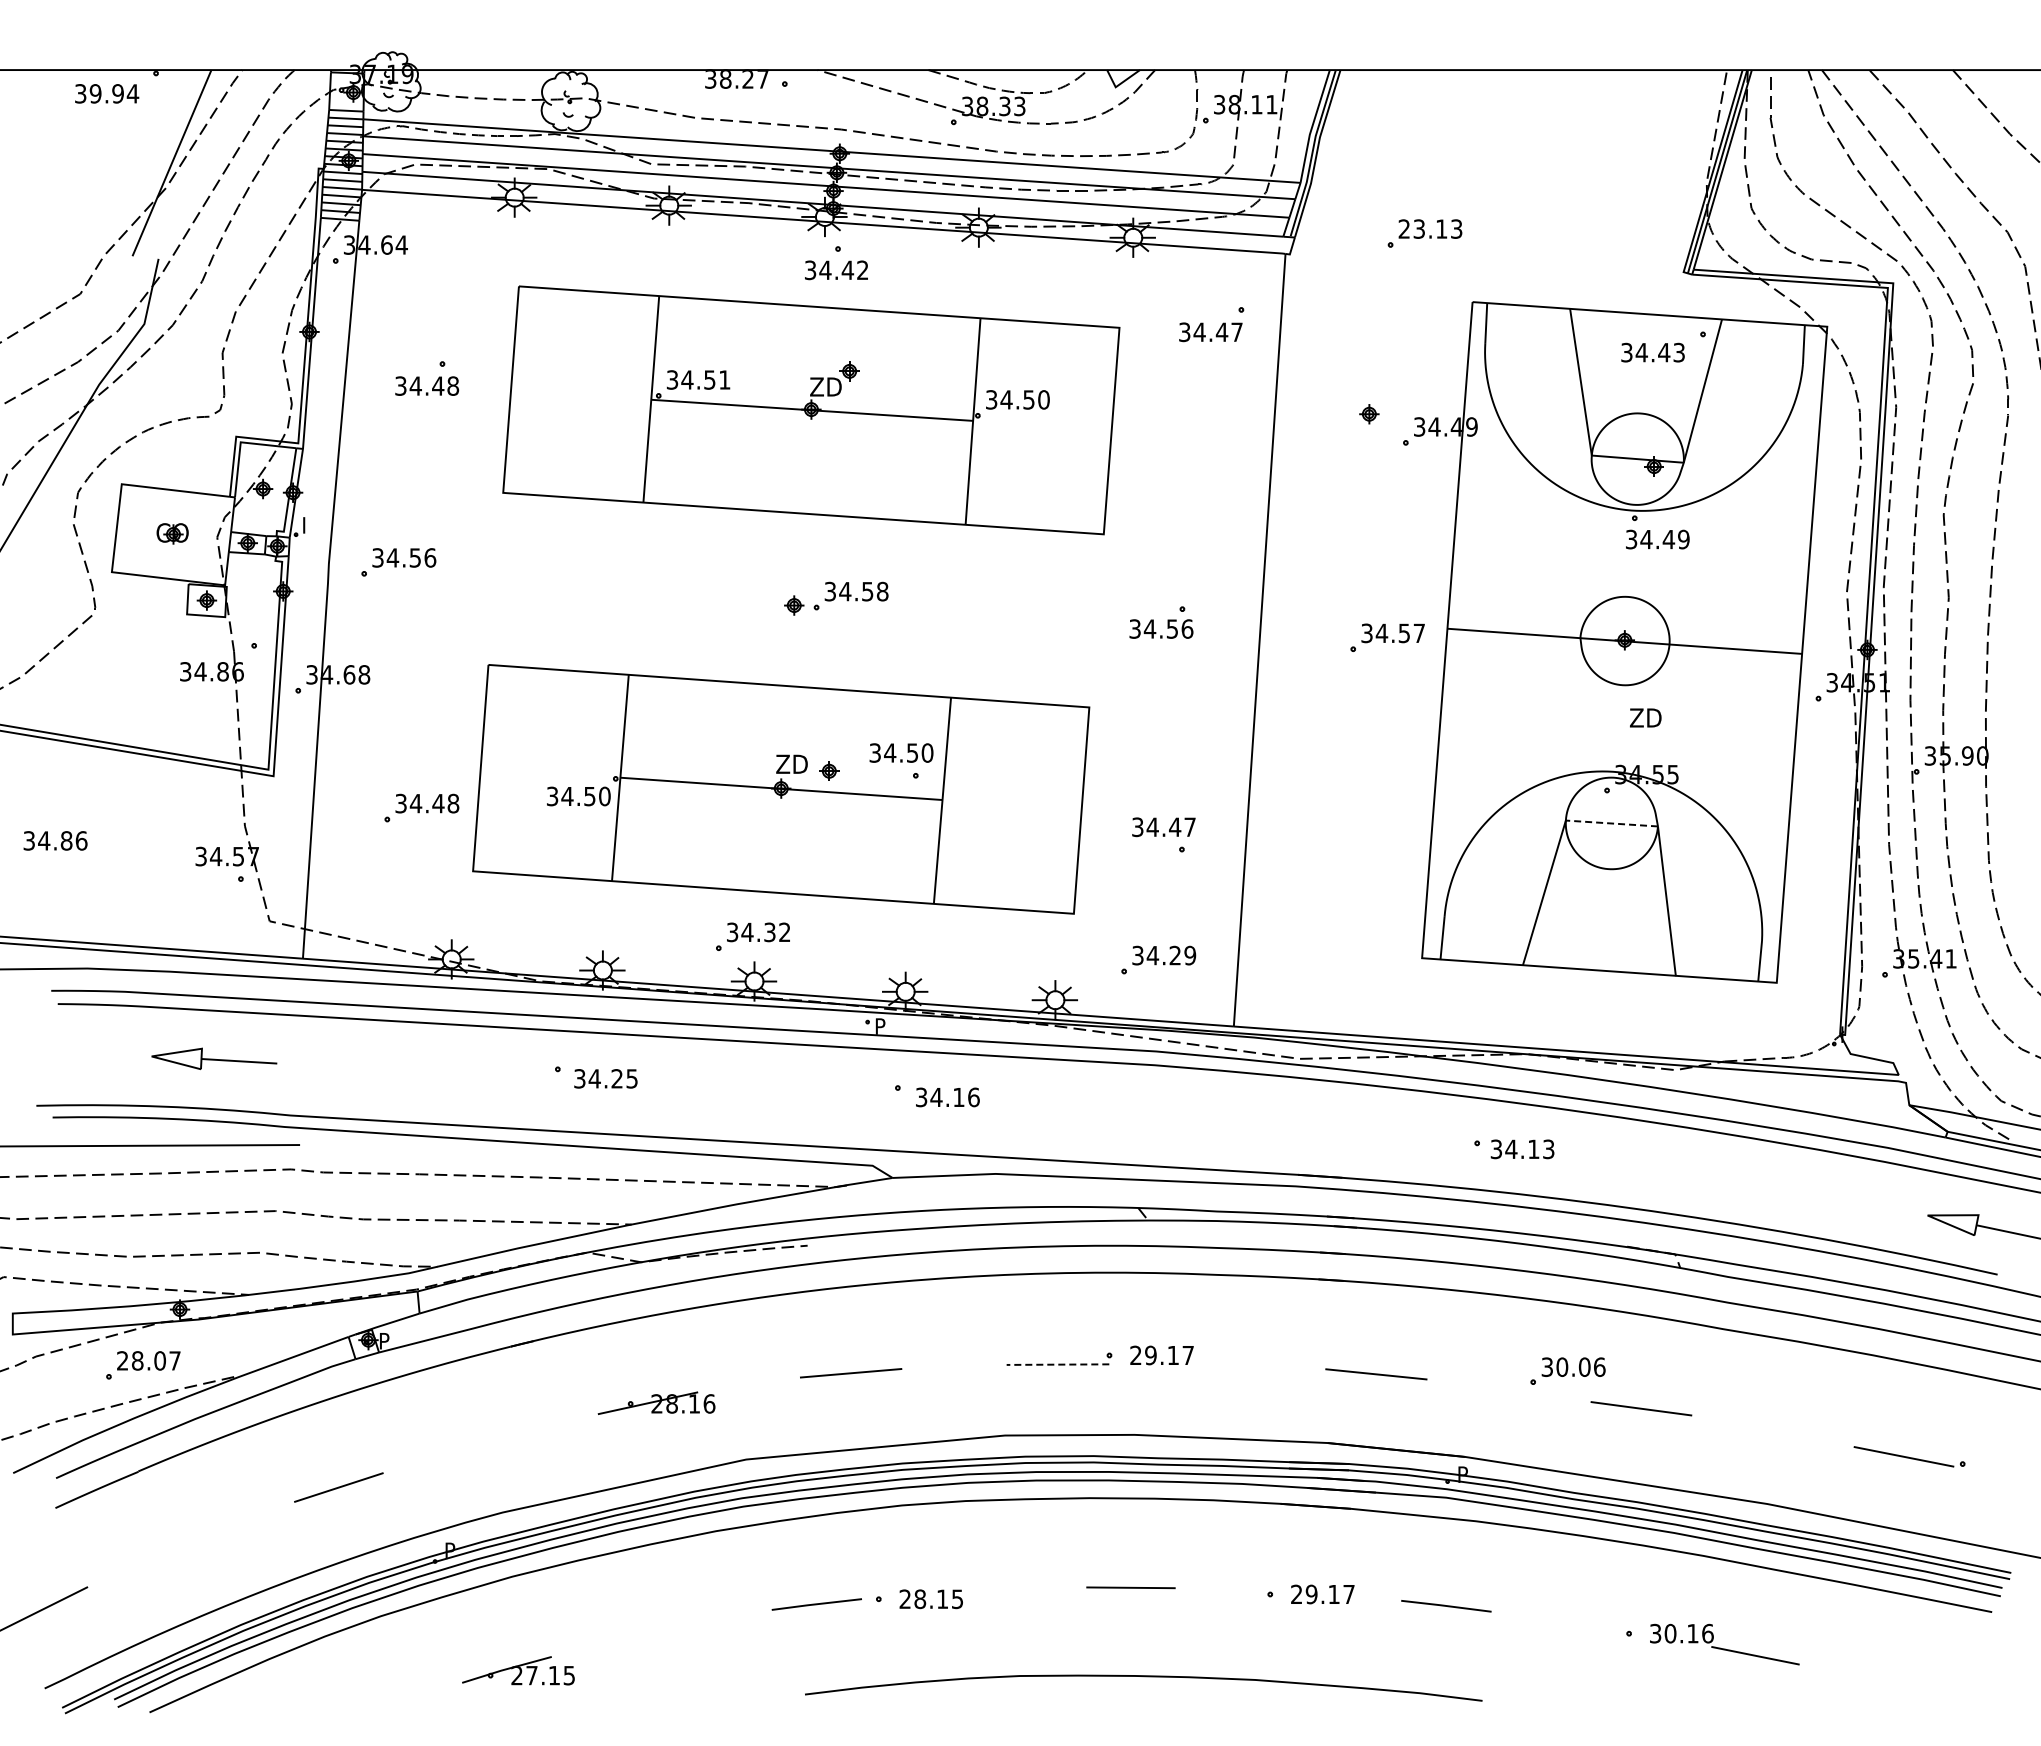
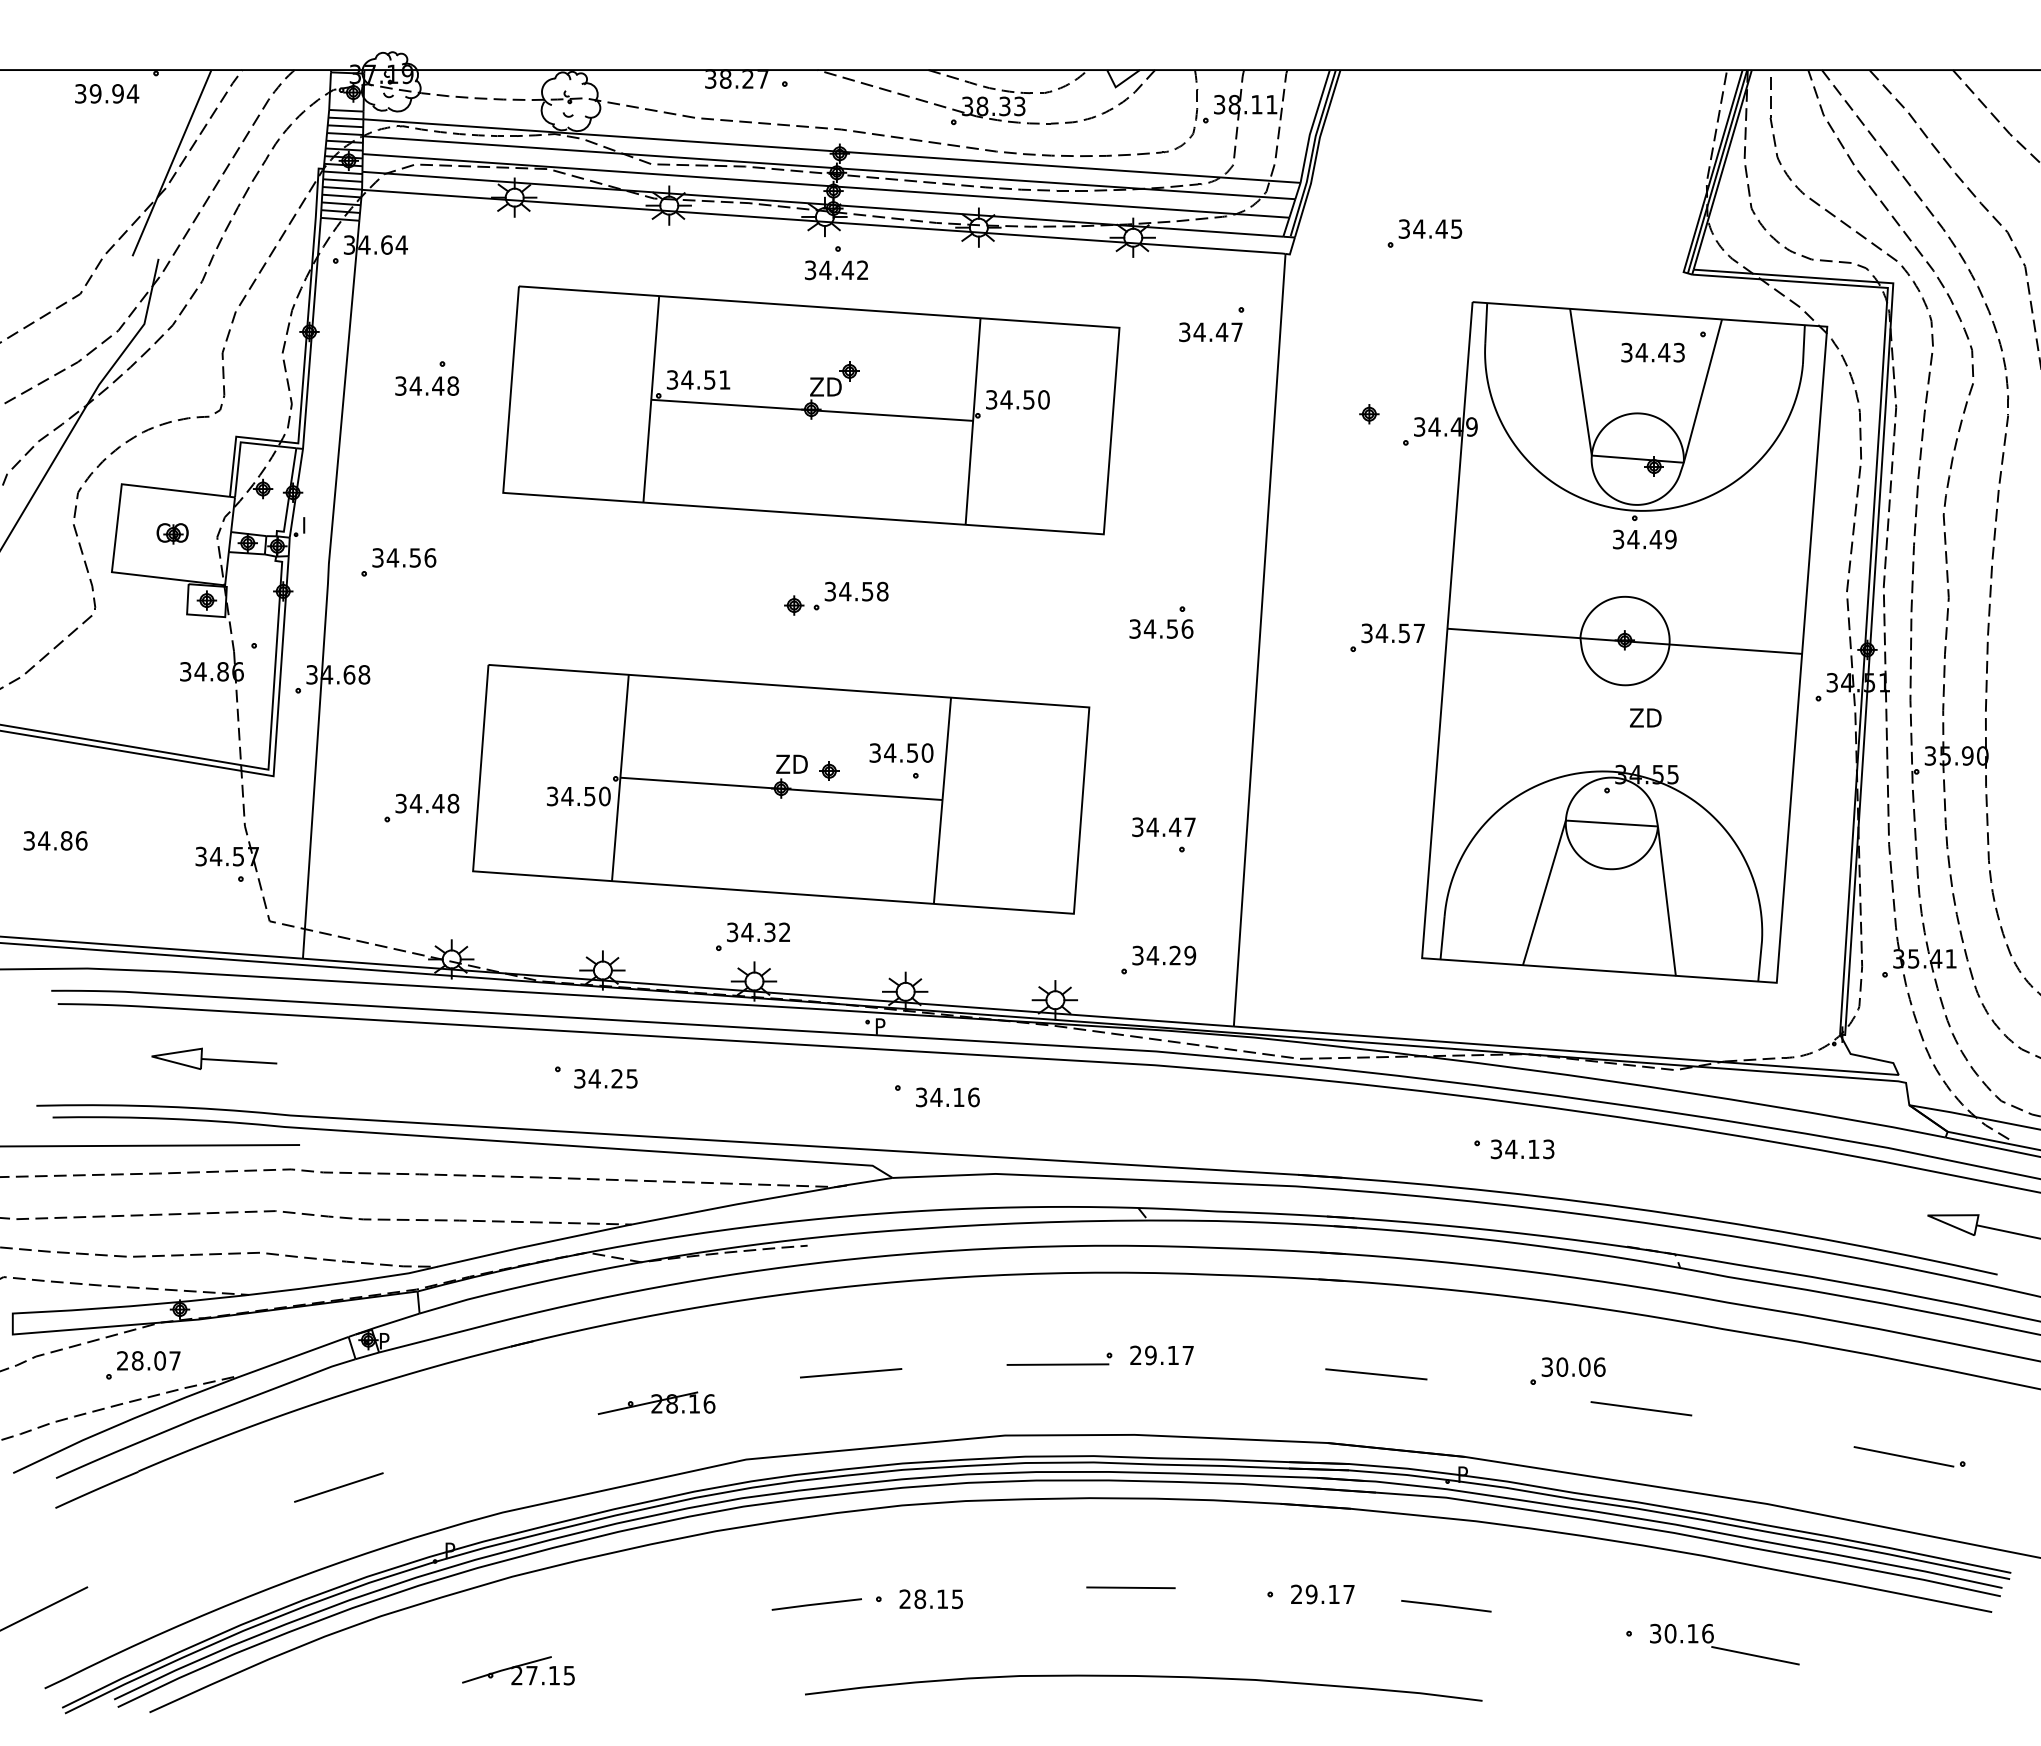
text: 23.13 -> 34.45 (1430, 228)
text position: (1657, 539) -> (1644, 539) (1644, 539)
line: dashed -> solid (1611, 823)
line: dashed -> solid (1057, 1364)
